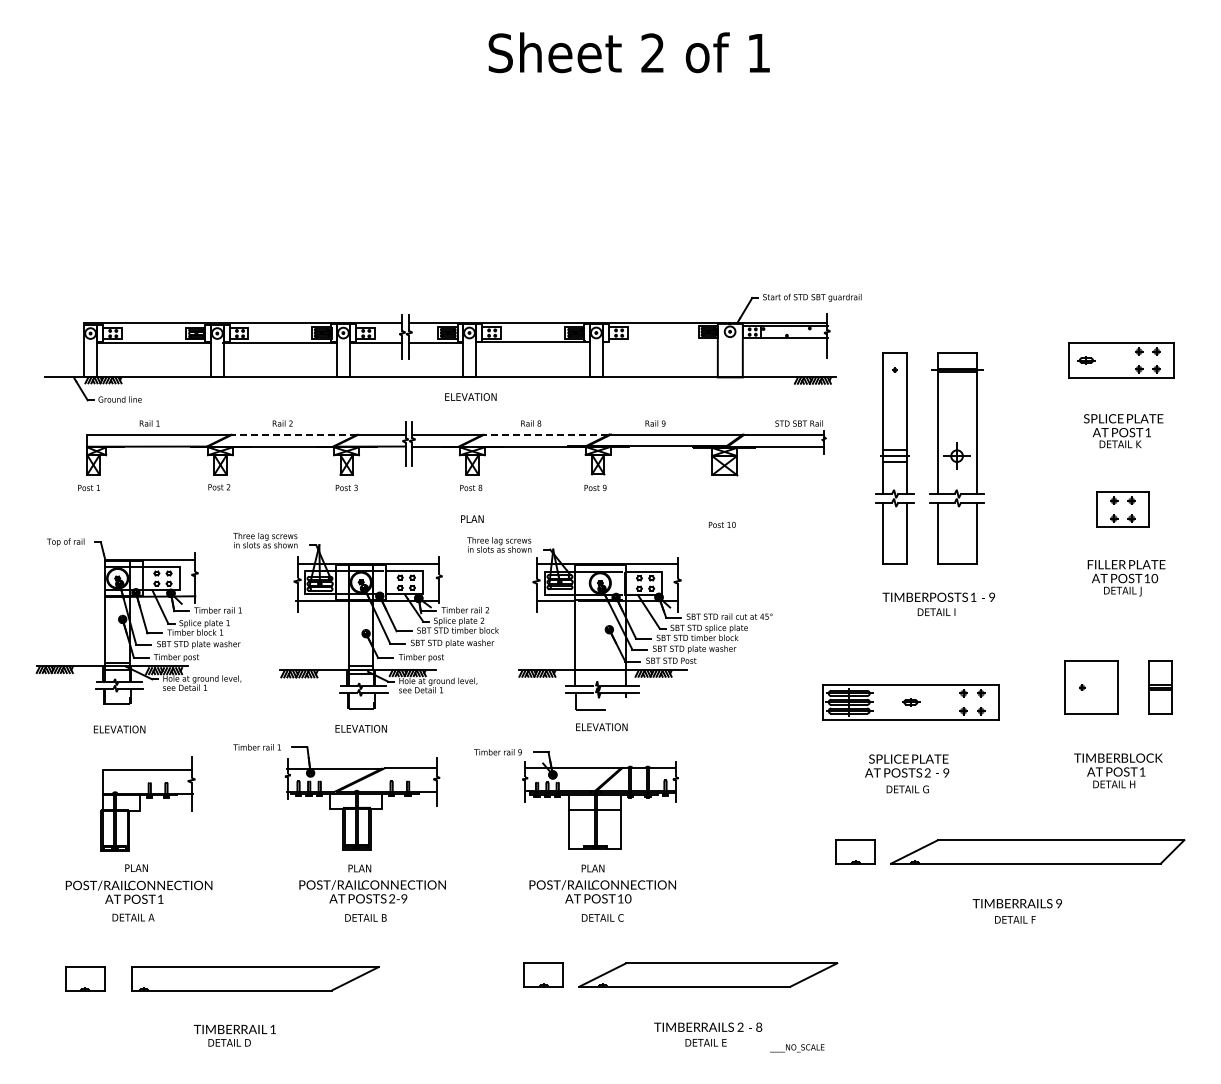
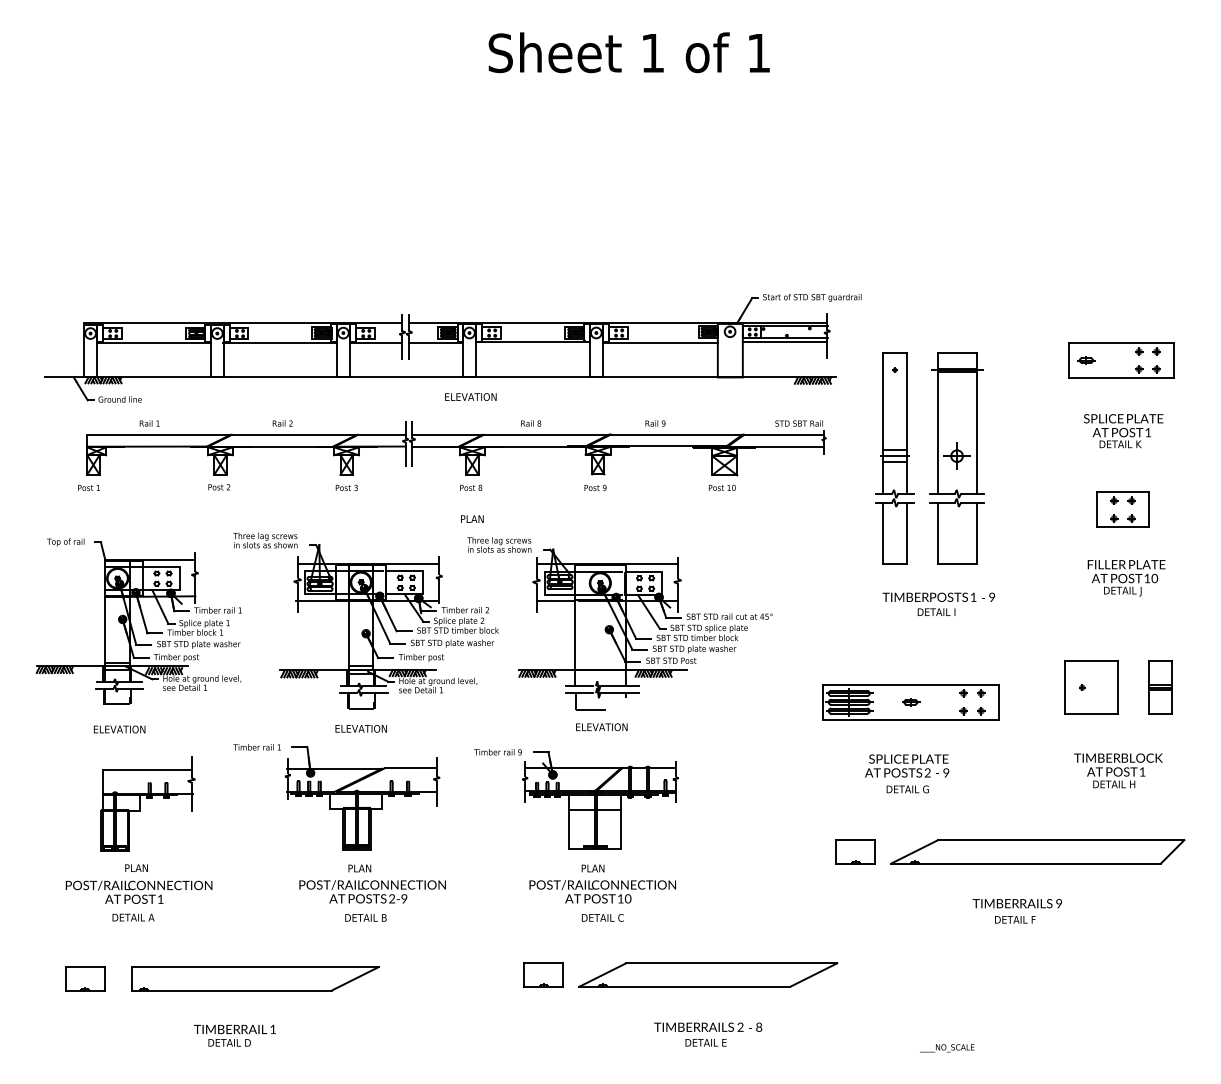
text: 2 -> 1 (652, 52)
line: none -> present (784, 341)
line: none -> present (659, 342)
line: dashed -> solid (294, 434)
line: dashed -> solid (545, 434)
text position: (721, 524) -> (721, 487) (721, 487)
text position: (797, 1048) -> (947, 1048) (947, 1048)
